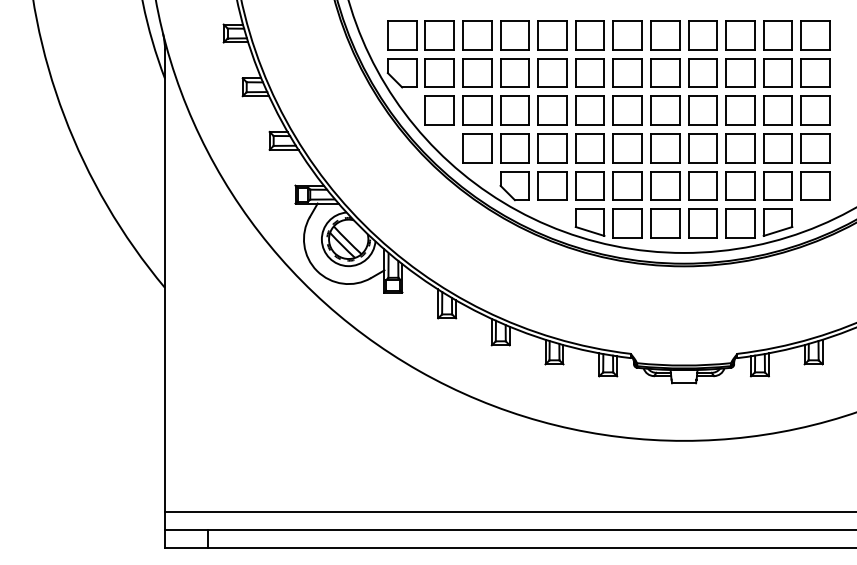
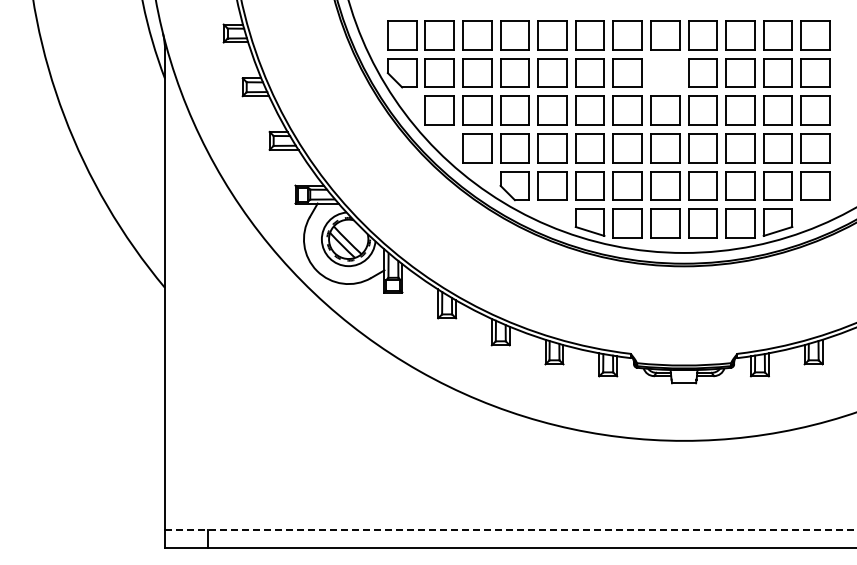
part: present -> none (665, 72)
line: present -> none (509, 512)
line: solid -> dashed (510, 530)
